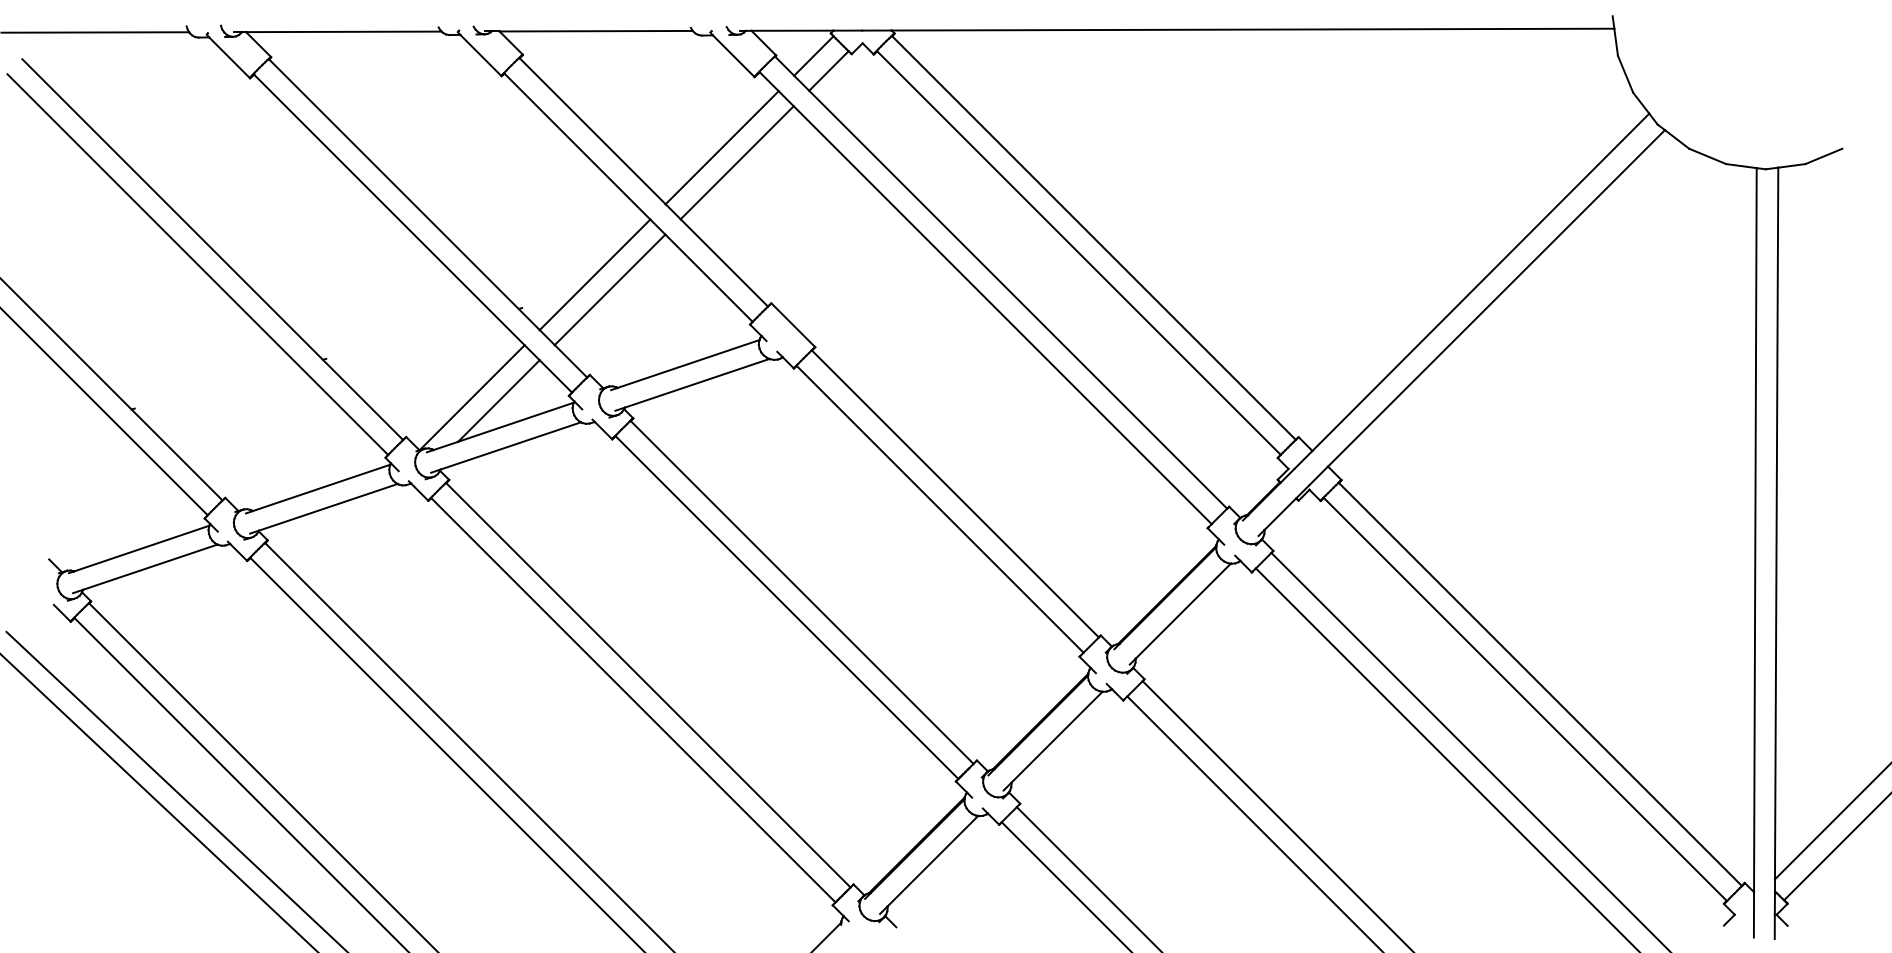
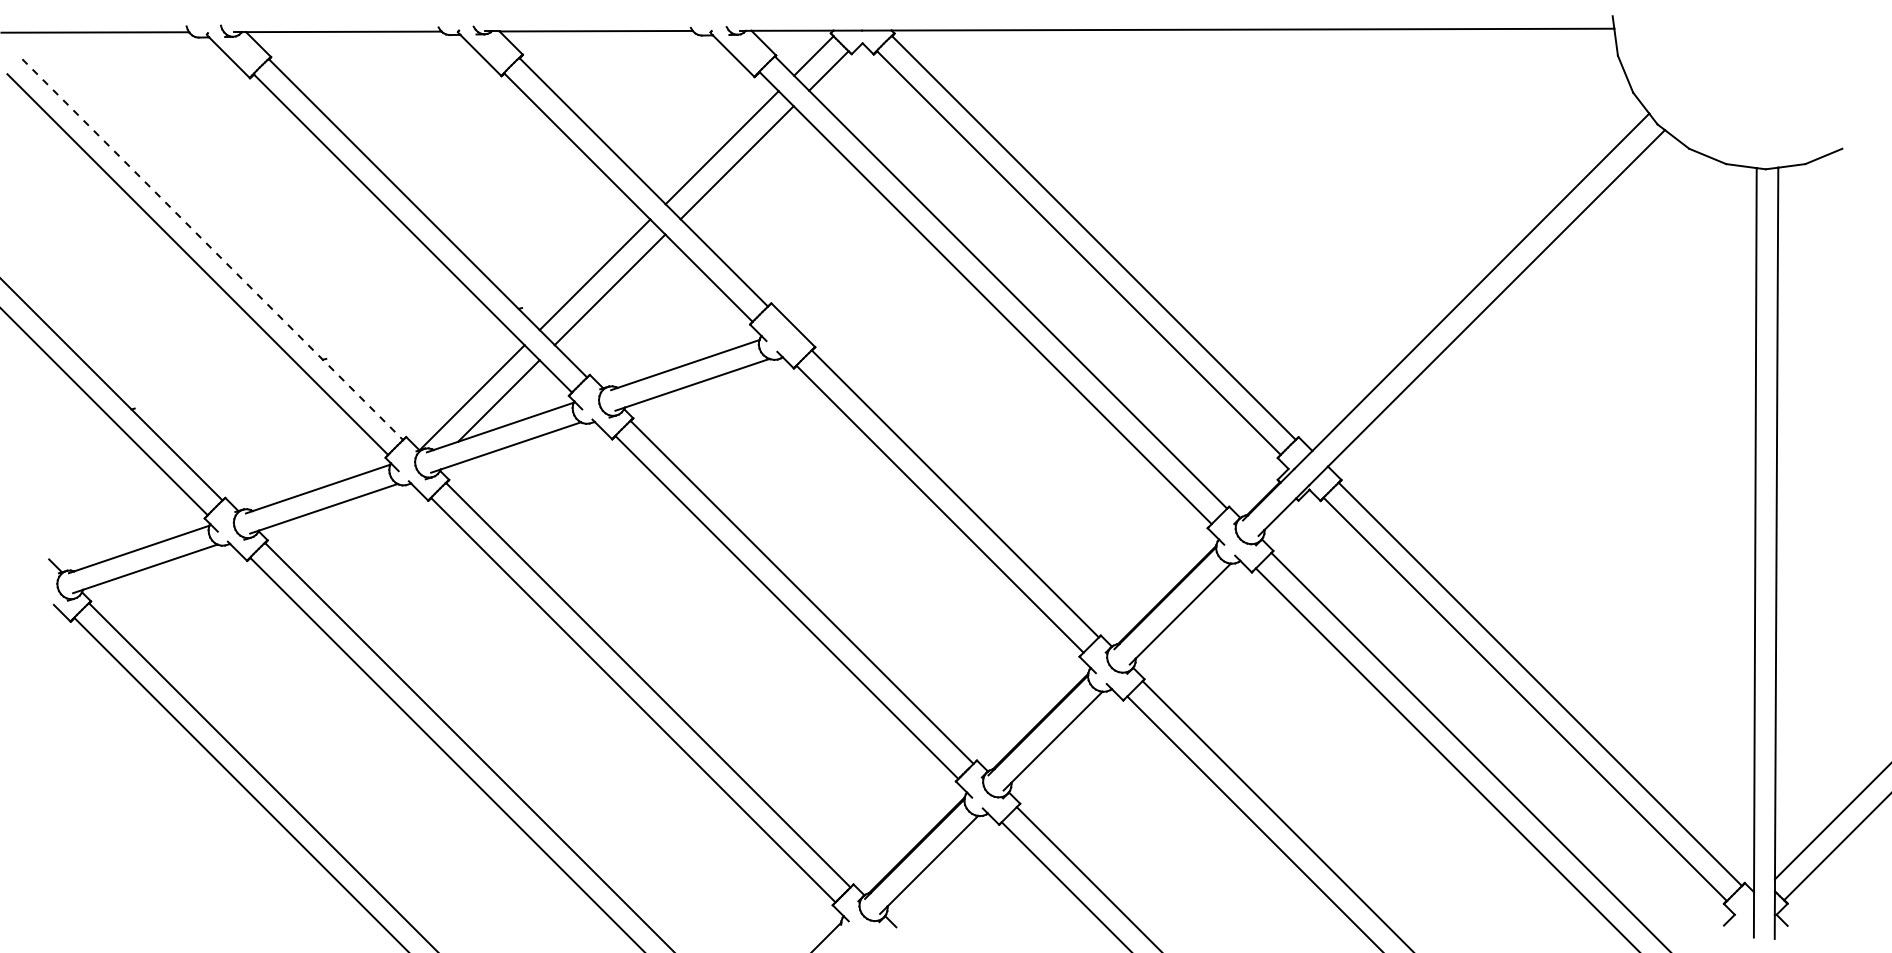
line: solid -> dashed (213, 250)
line: present -> none (175, 790)
line: present -> none (158, 802)
